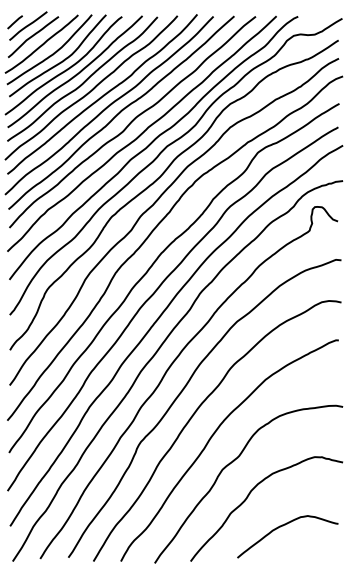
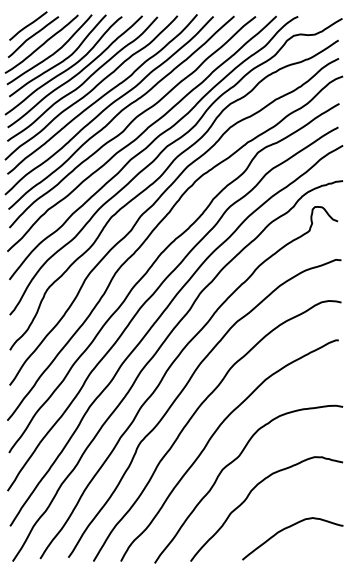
line: present -> none (14, 22)
curve position: (283, 526) -> (288, 528) (288, 528)
